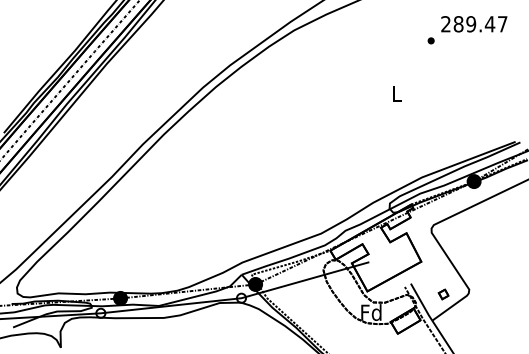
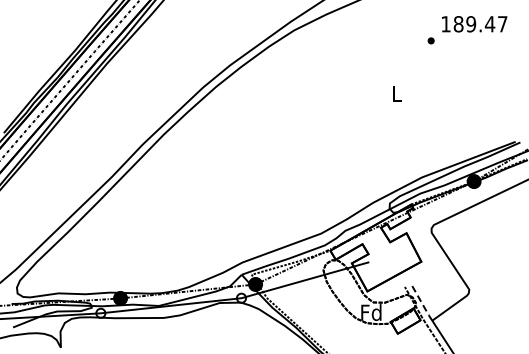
text: 289.47 -> 189.47 (445, 24)
part: present -> none (443, 294)
line: solid -> dashed (421, 302)
